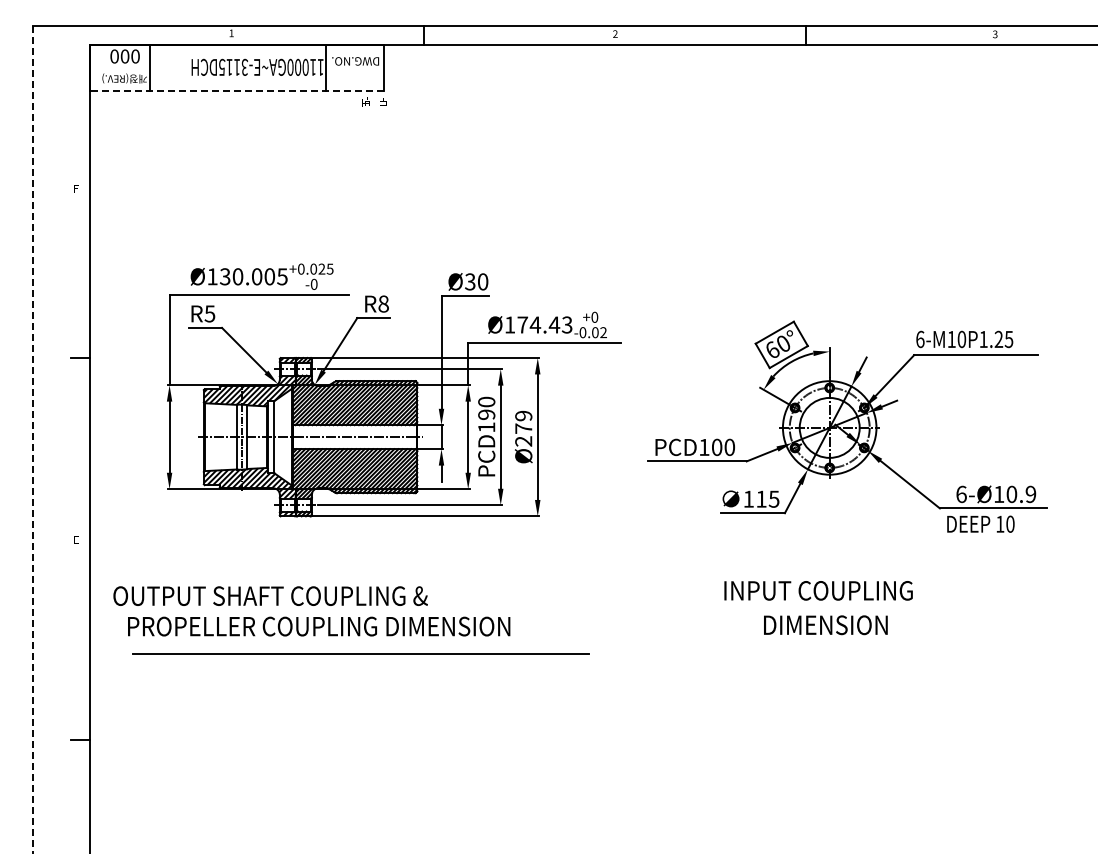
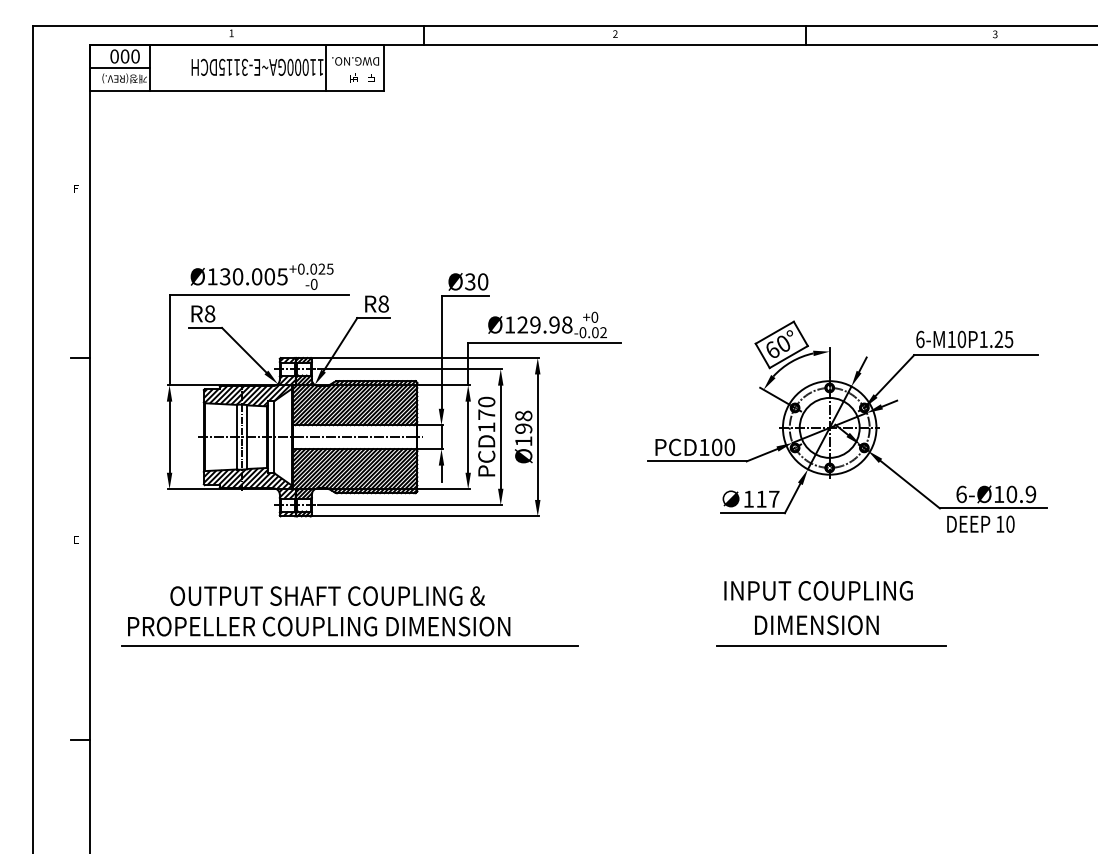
line: none -> present (120, 68)
line: dashed -> solid (236, 91)
text position: (374, 101) -> (362, 77) (362, 77)
text: R5 -> R8 (209, 313)
text: Ø174.43 -> Ø129.98 (544, 324)
text: PCD190 -> PCD170 (486, 414)
text: Ø279 -> Ø198 (523, 428)
line: dashed -> solid (32, 439)
text: 115 -> 117 (773, 498)
text position: (270, 595) -> (327, 595) (327, 595)
text position: (825, 625) -> (816, 625) (816, 625)
line: none -> present (831, 645)
line position: (360, 653) -> (349, 645) (349, 645)
